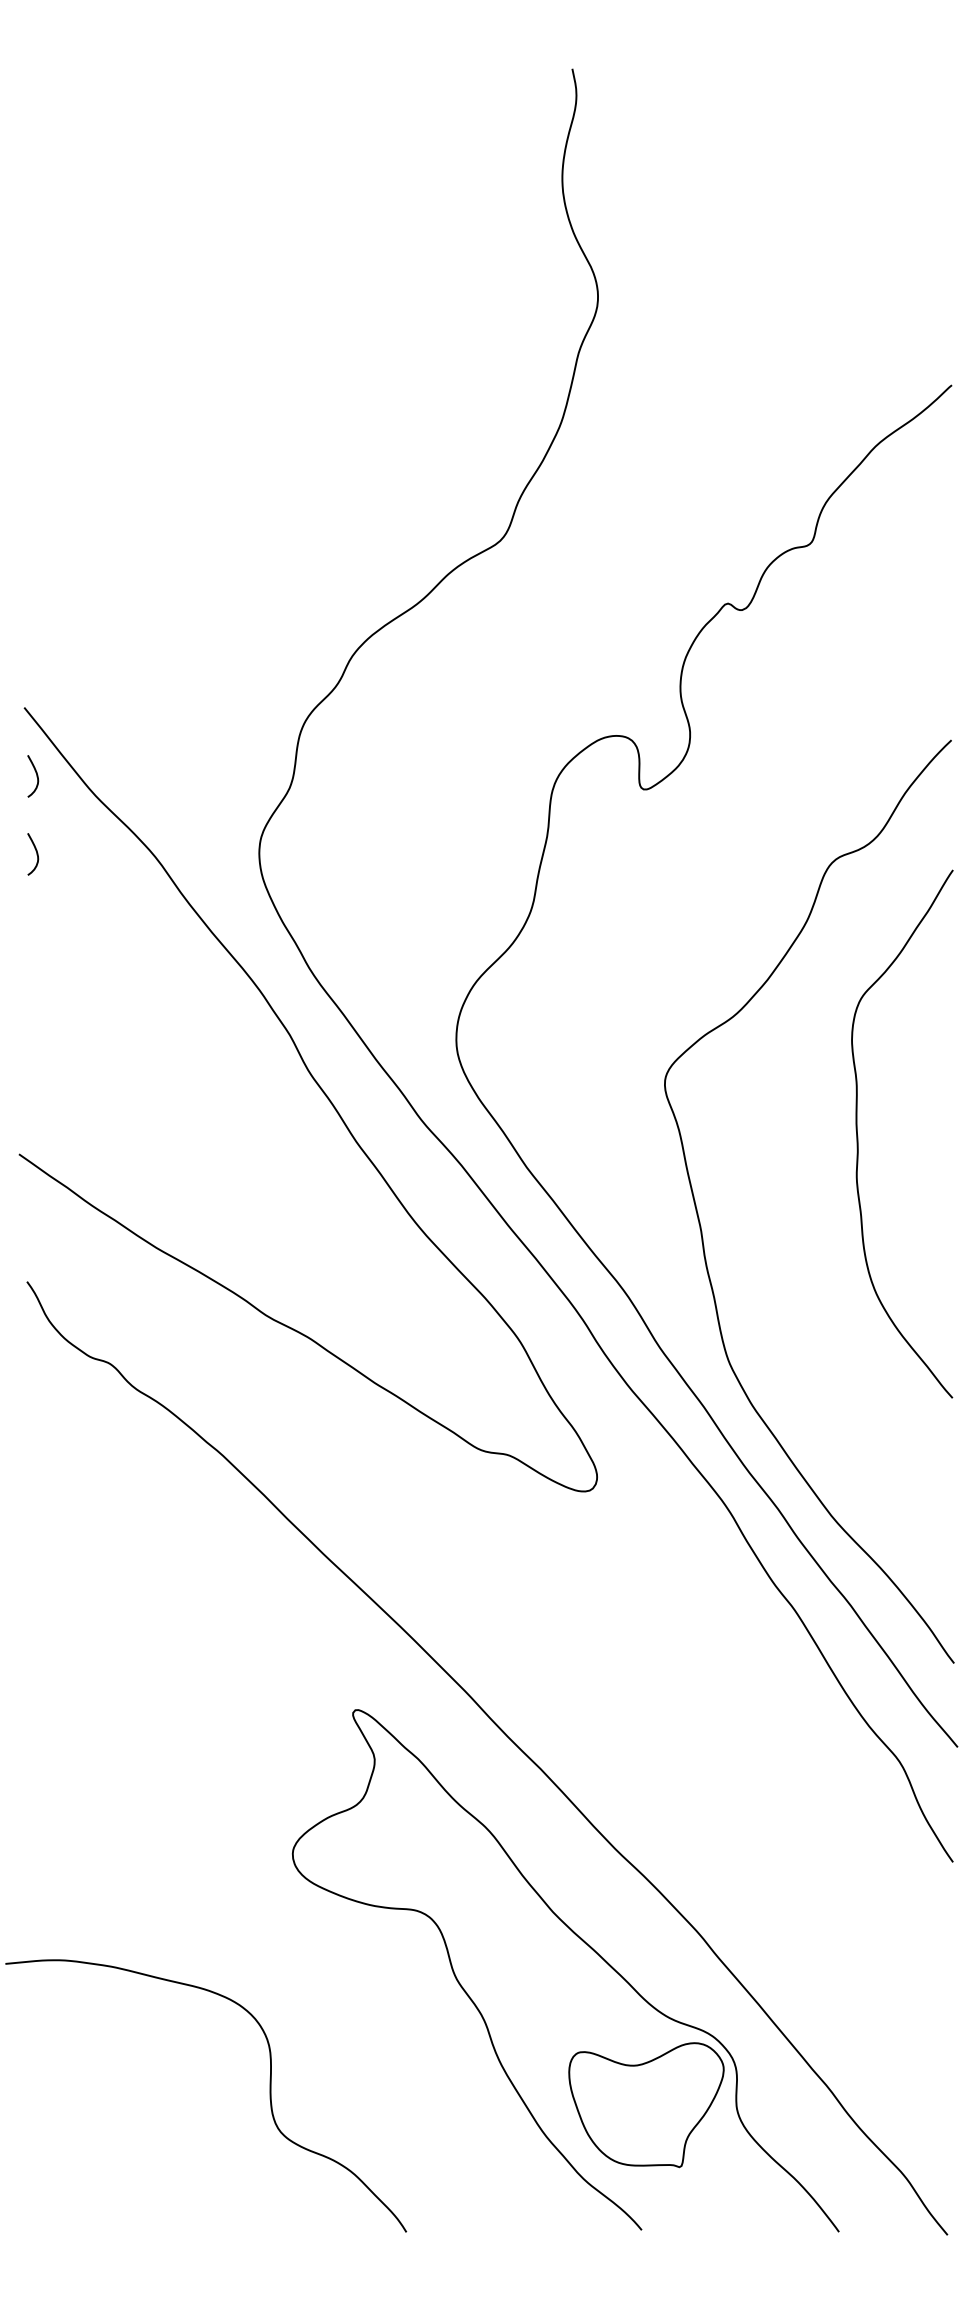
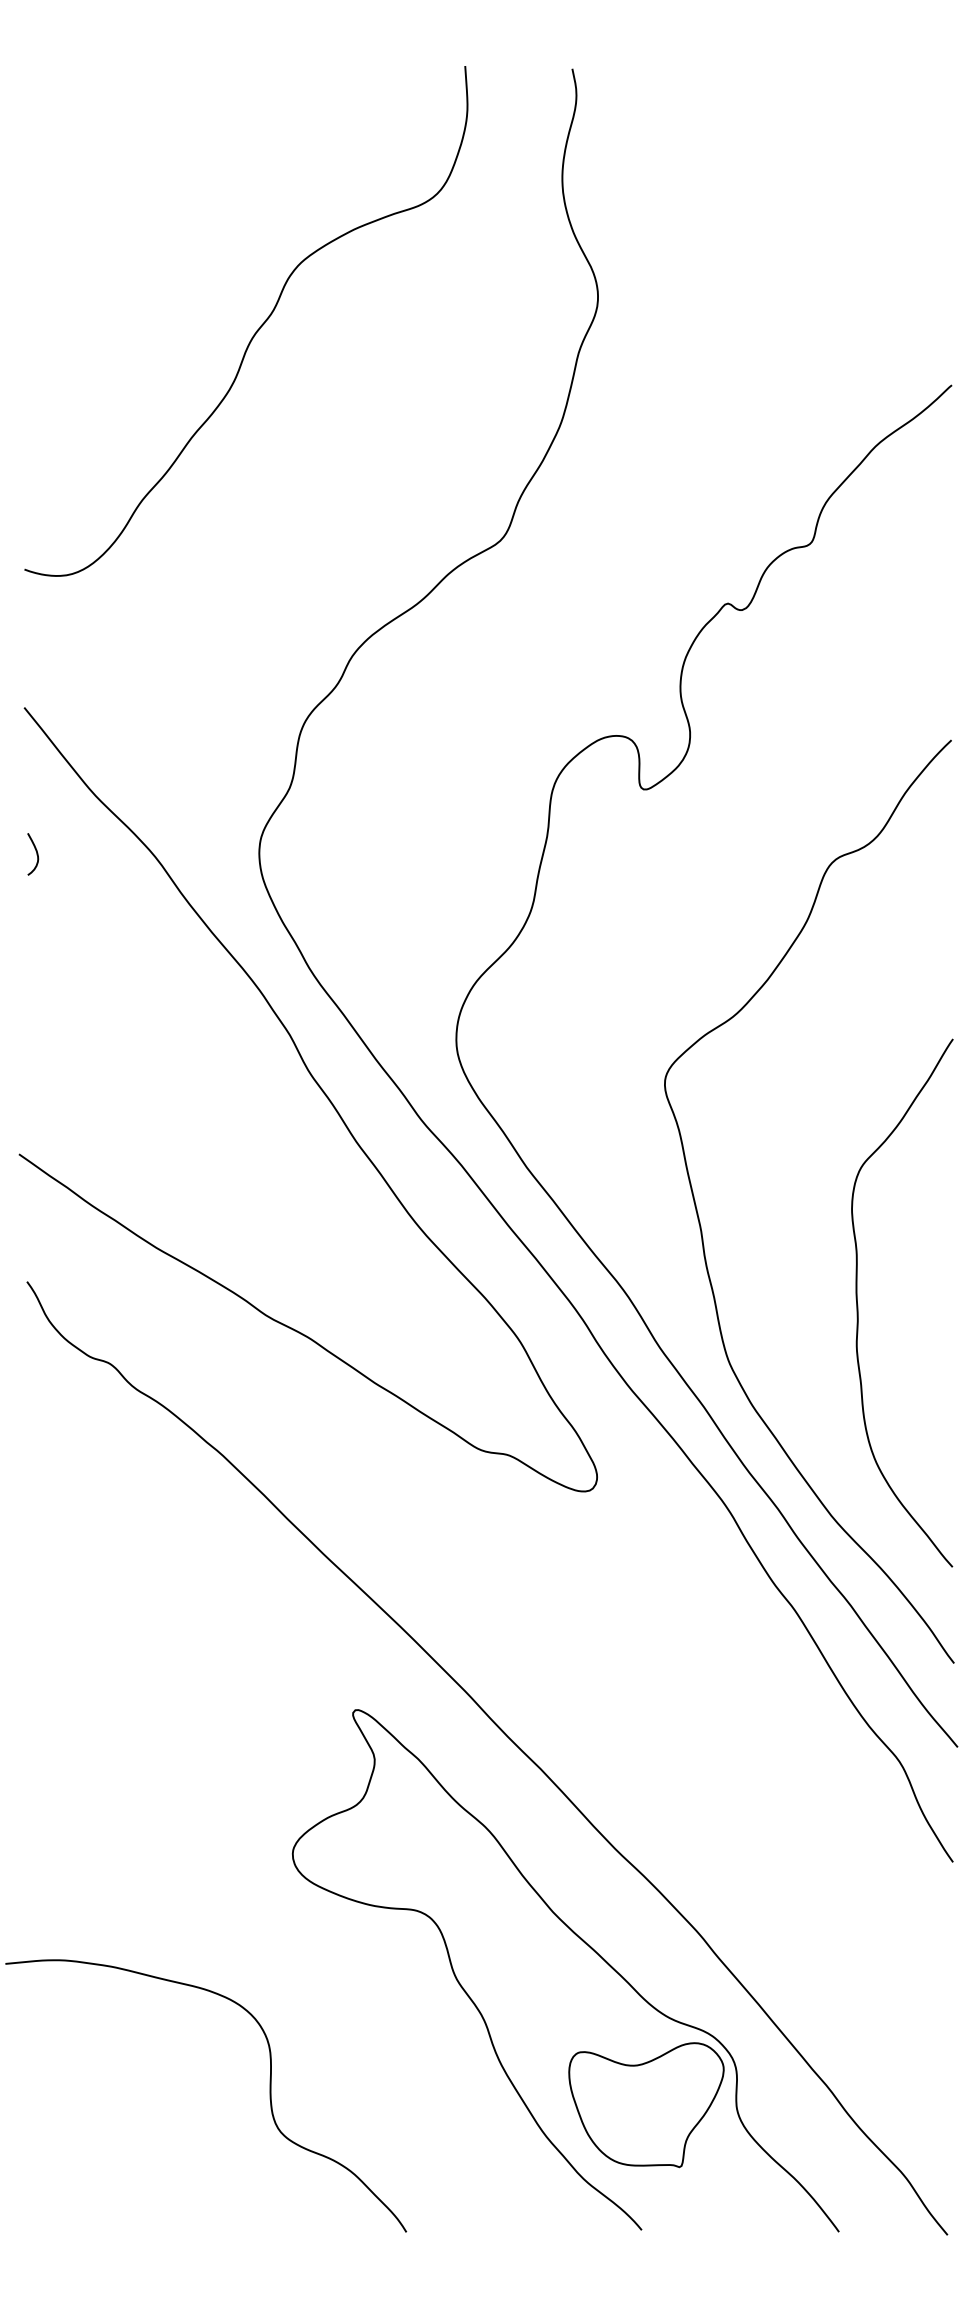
curve: none -> present (256, 330)
curve: present -> none (36, 776)
curve position: (858, 1136) -> (858, 1305) (858, 1305)
